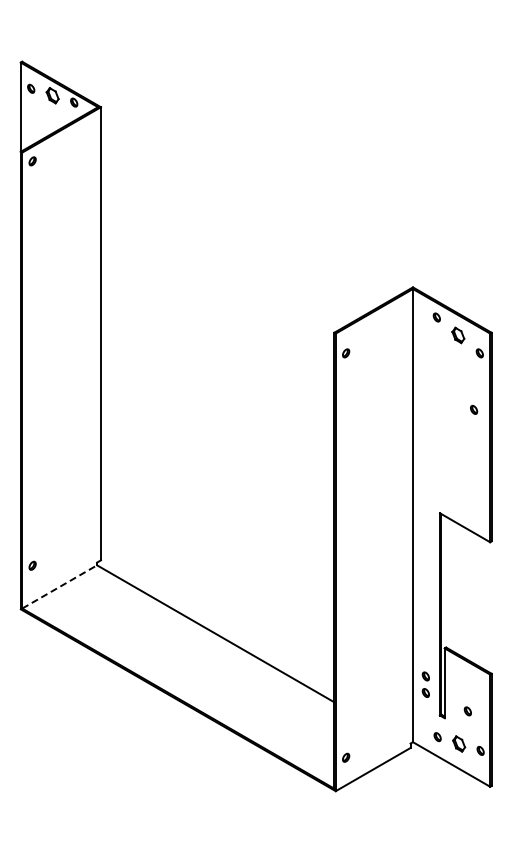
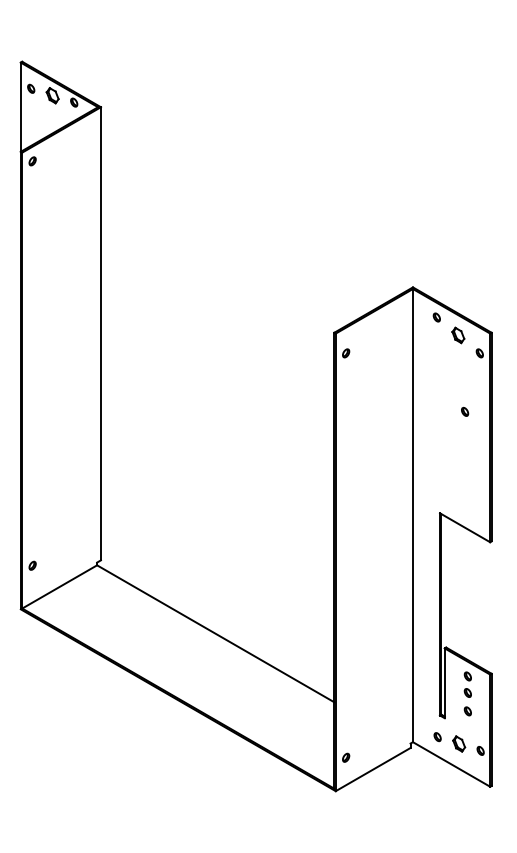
part position: (474, 409) -> (465, 411) (465, 411)
line: dashed -> solid (60, 586)
part position: (425, 684) -> (467, 684) (467, 684)
